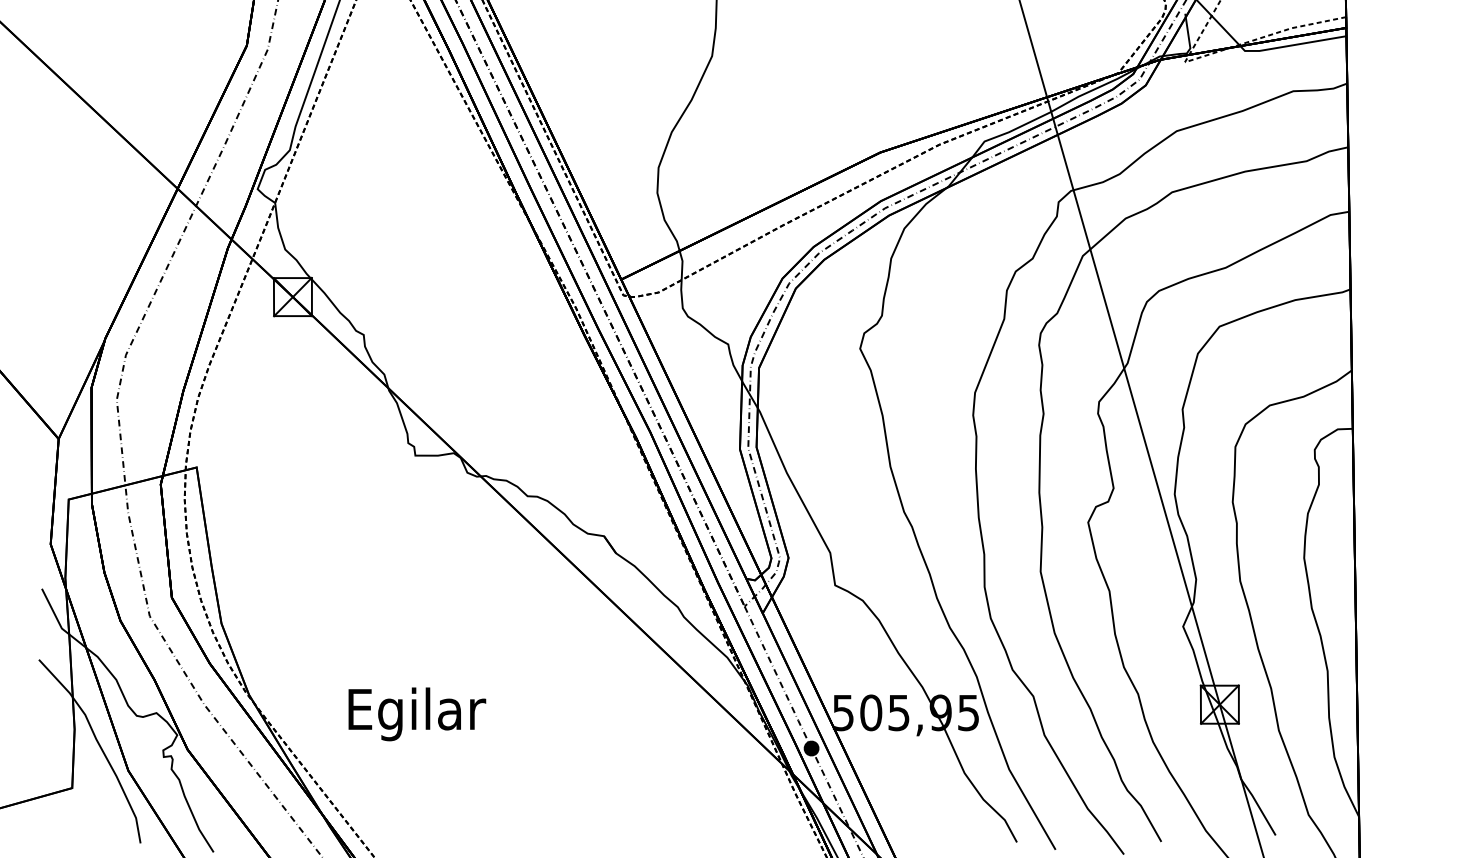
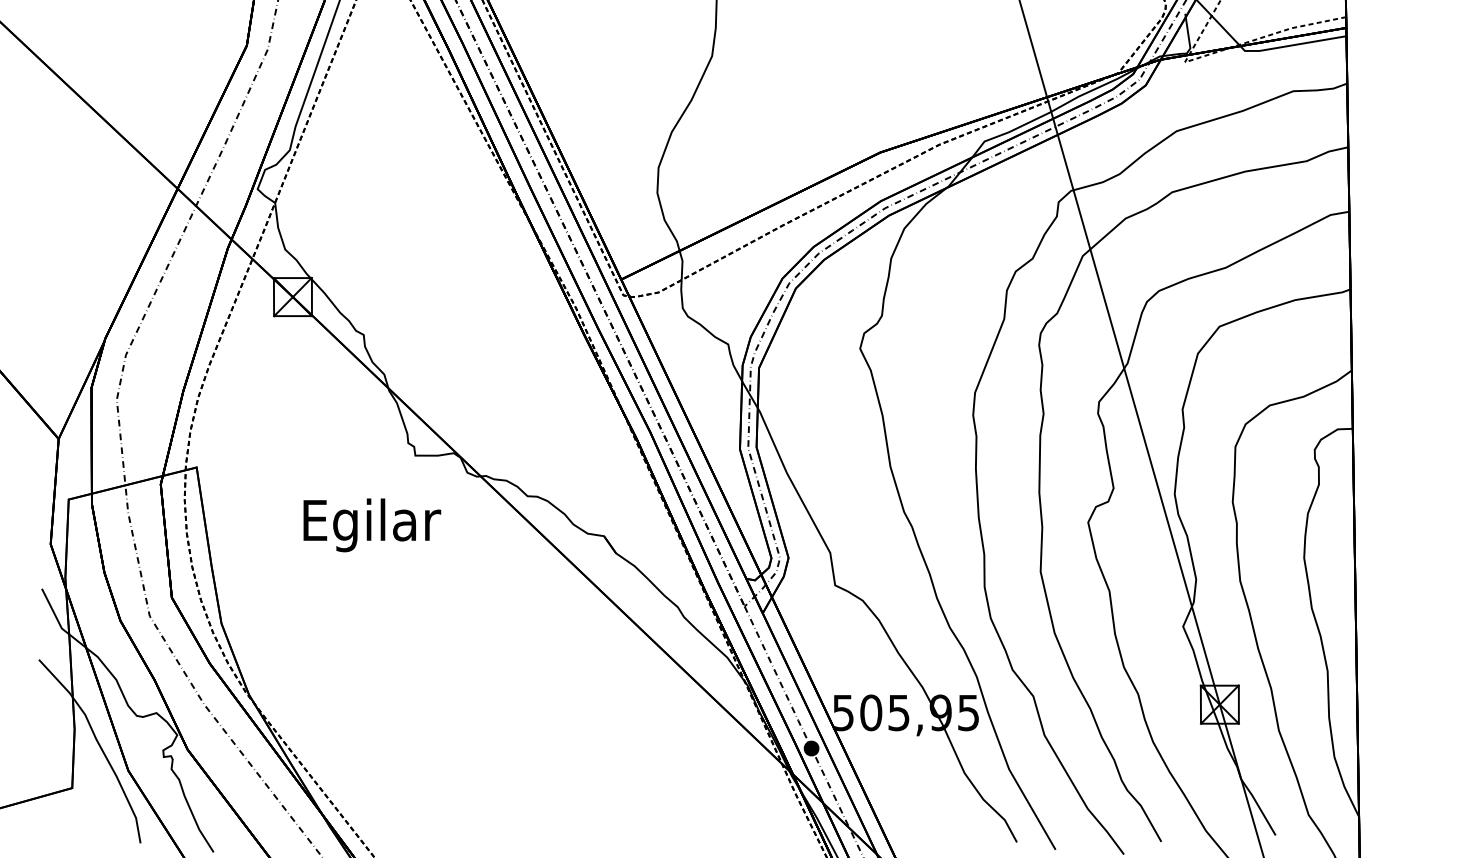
text position: (417, 714) -> (372, 525) (372, 525)
